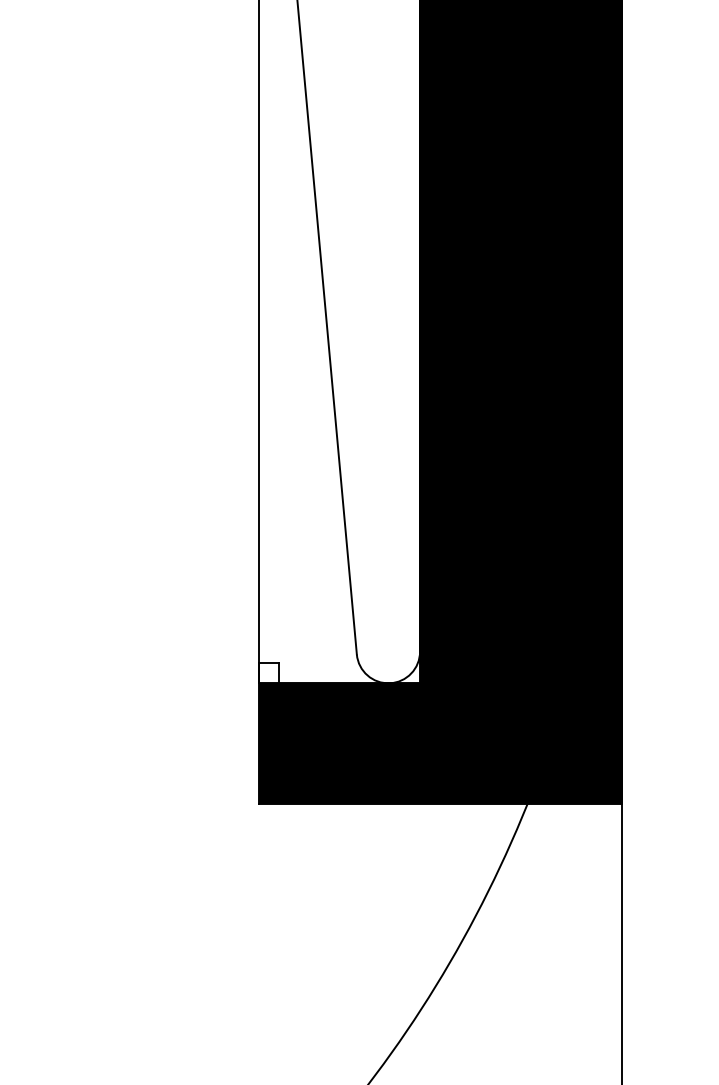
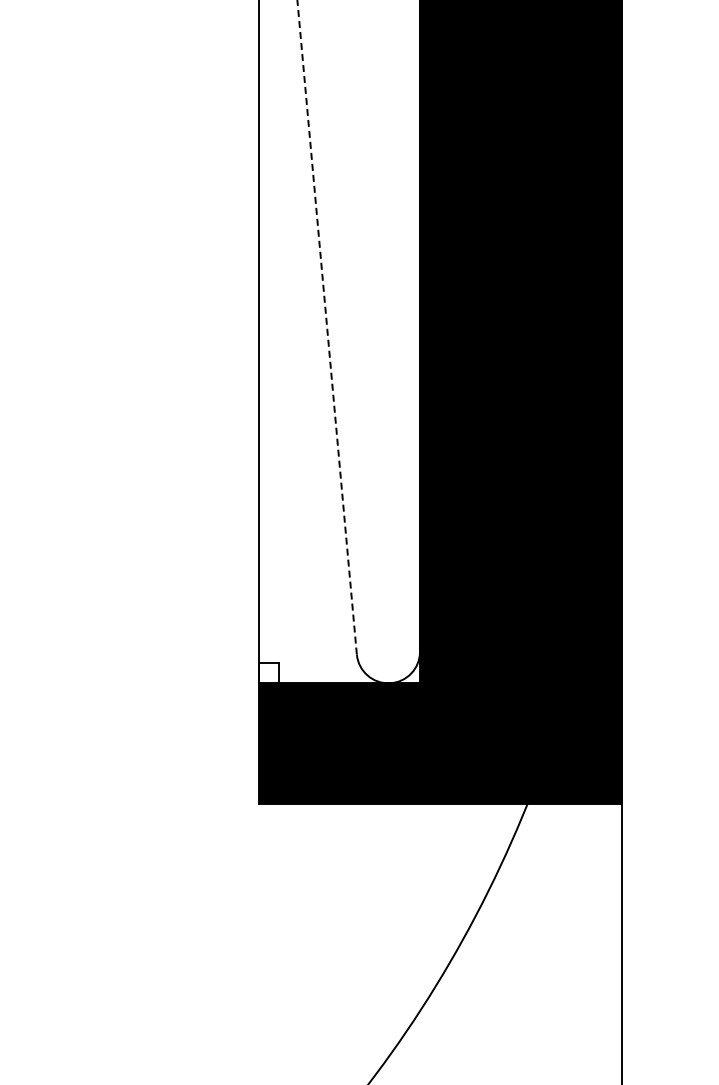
line: solid -> dashed (327, 327)
